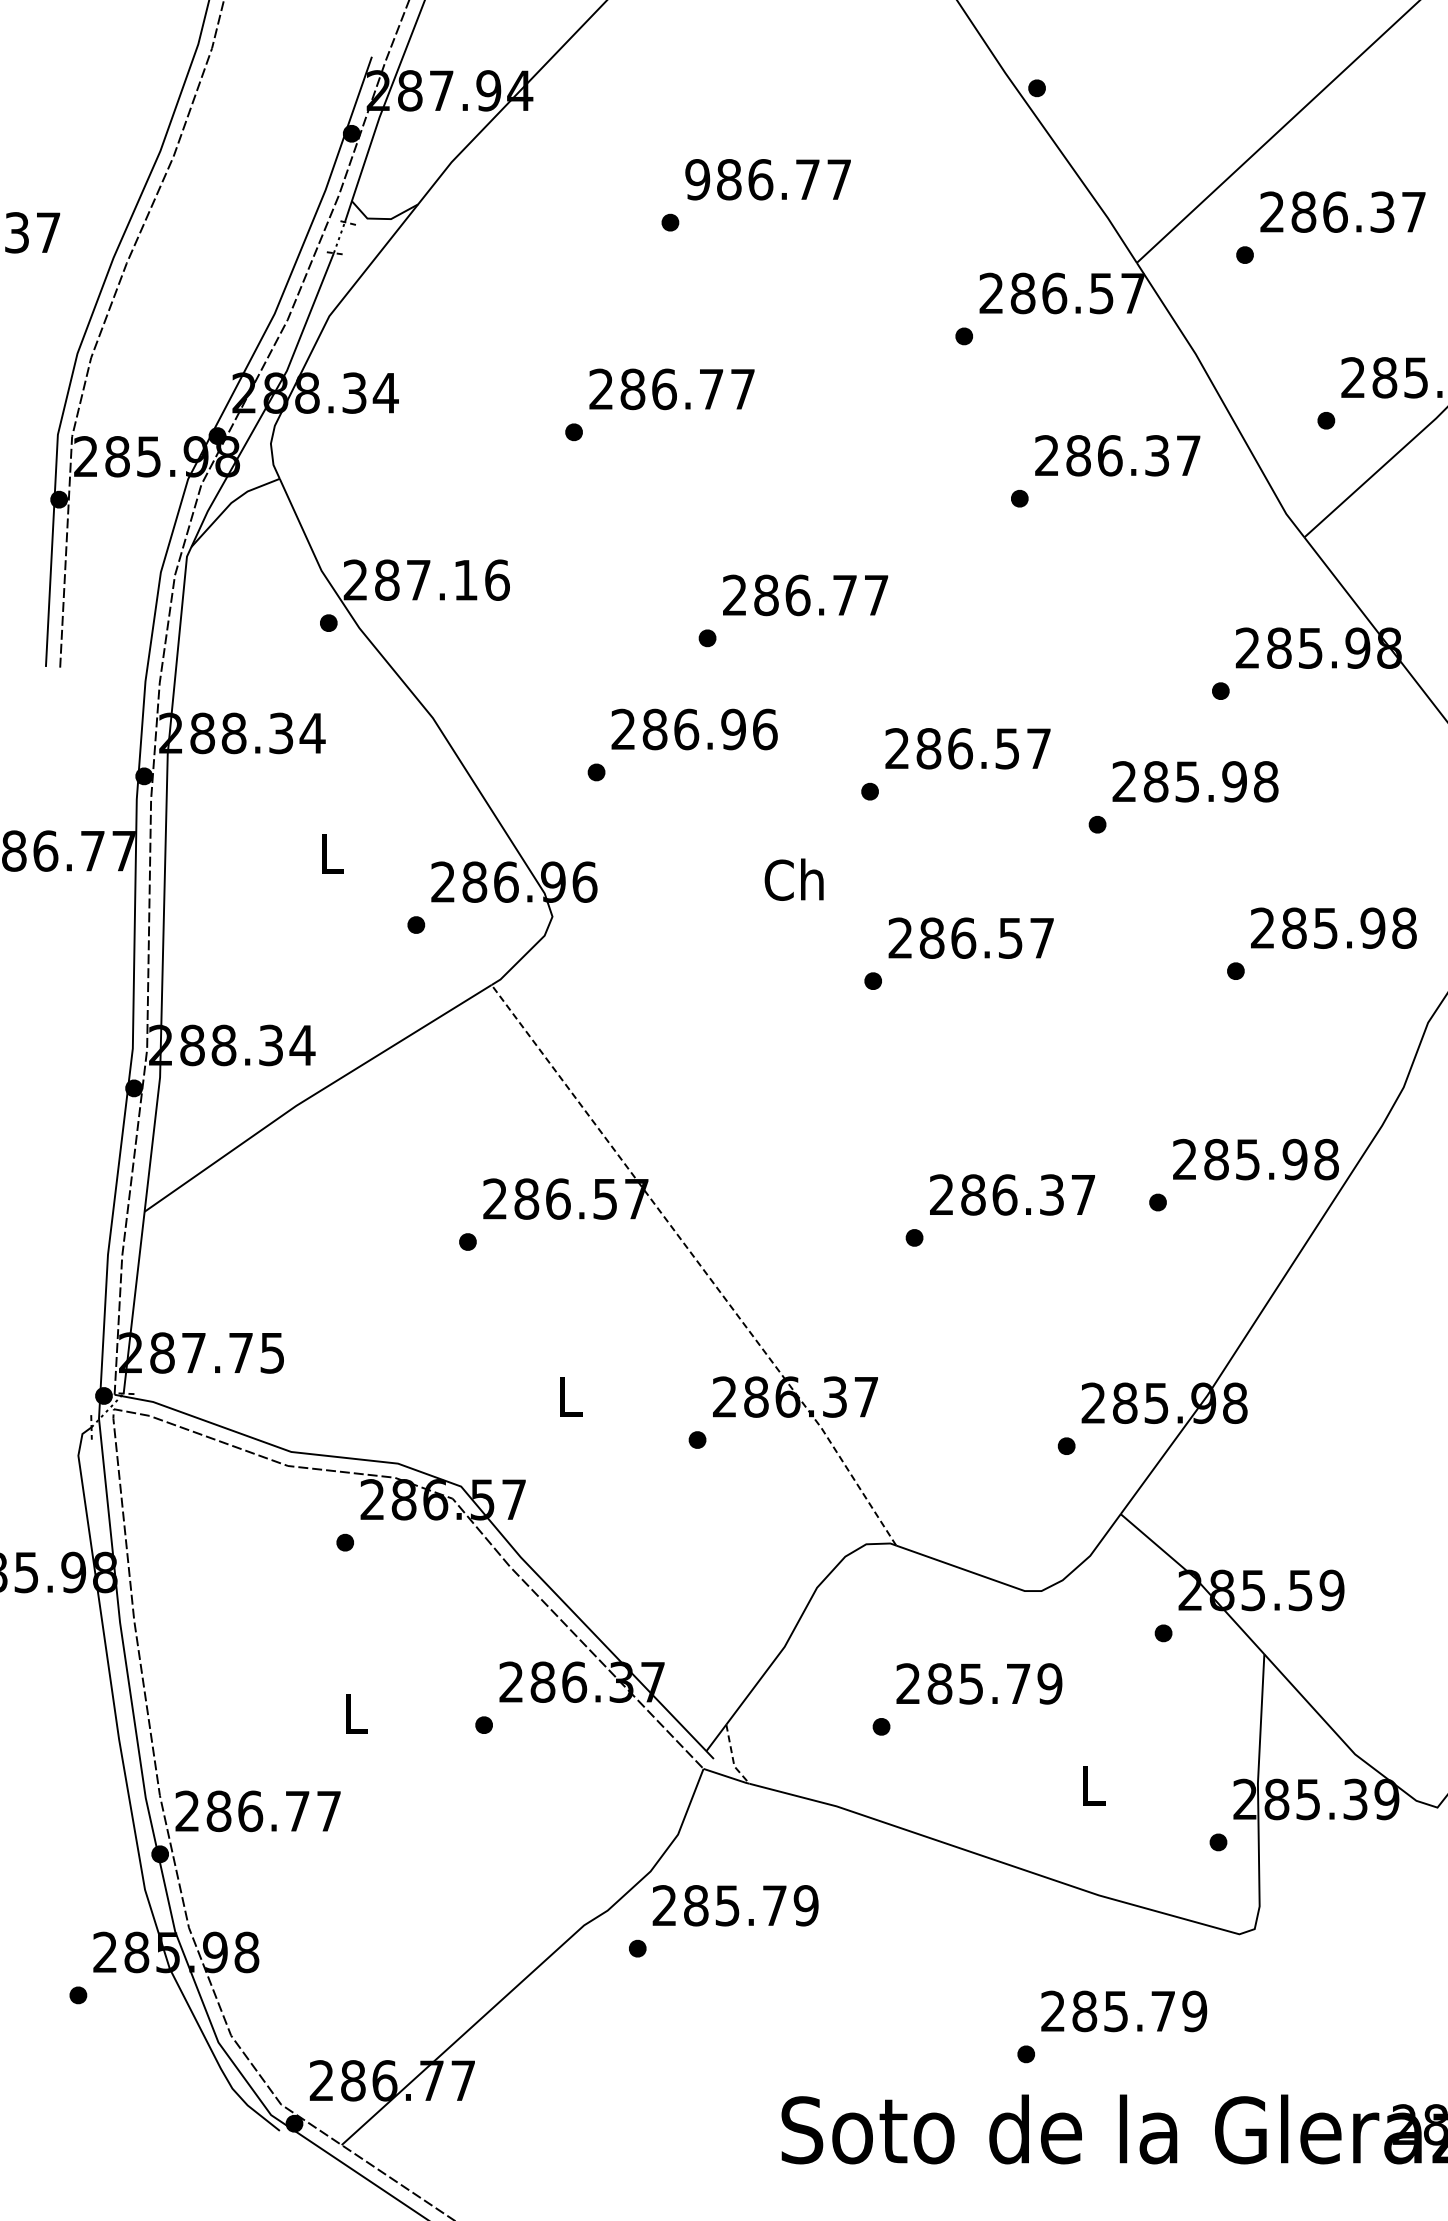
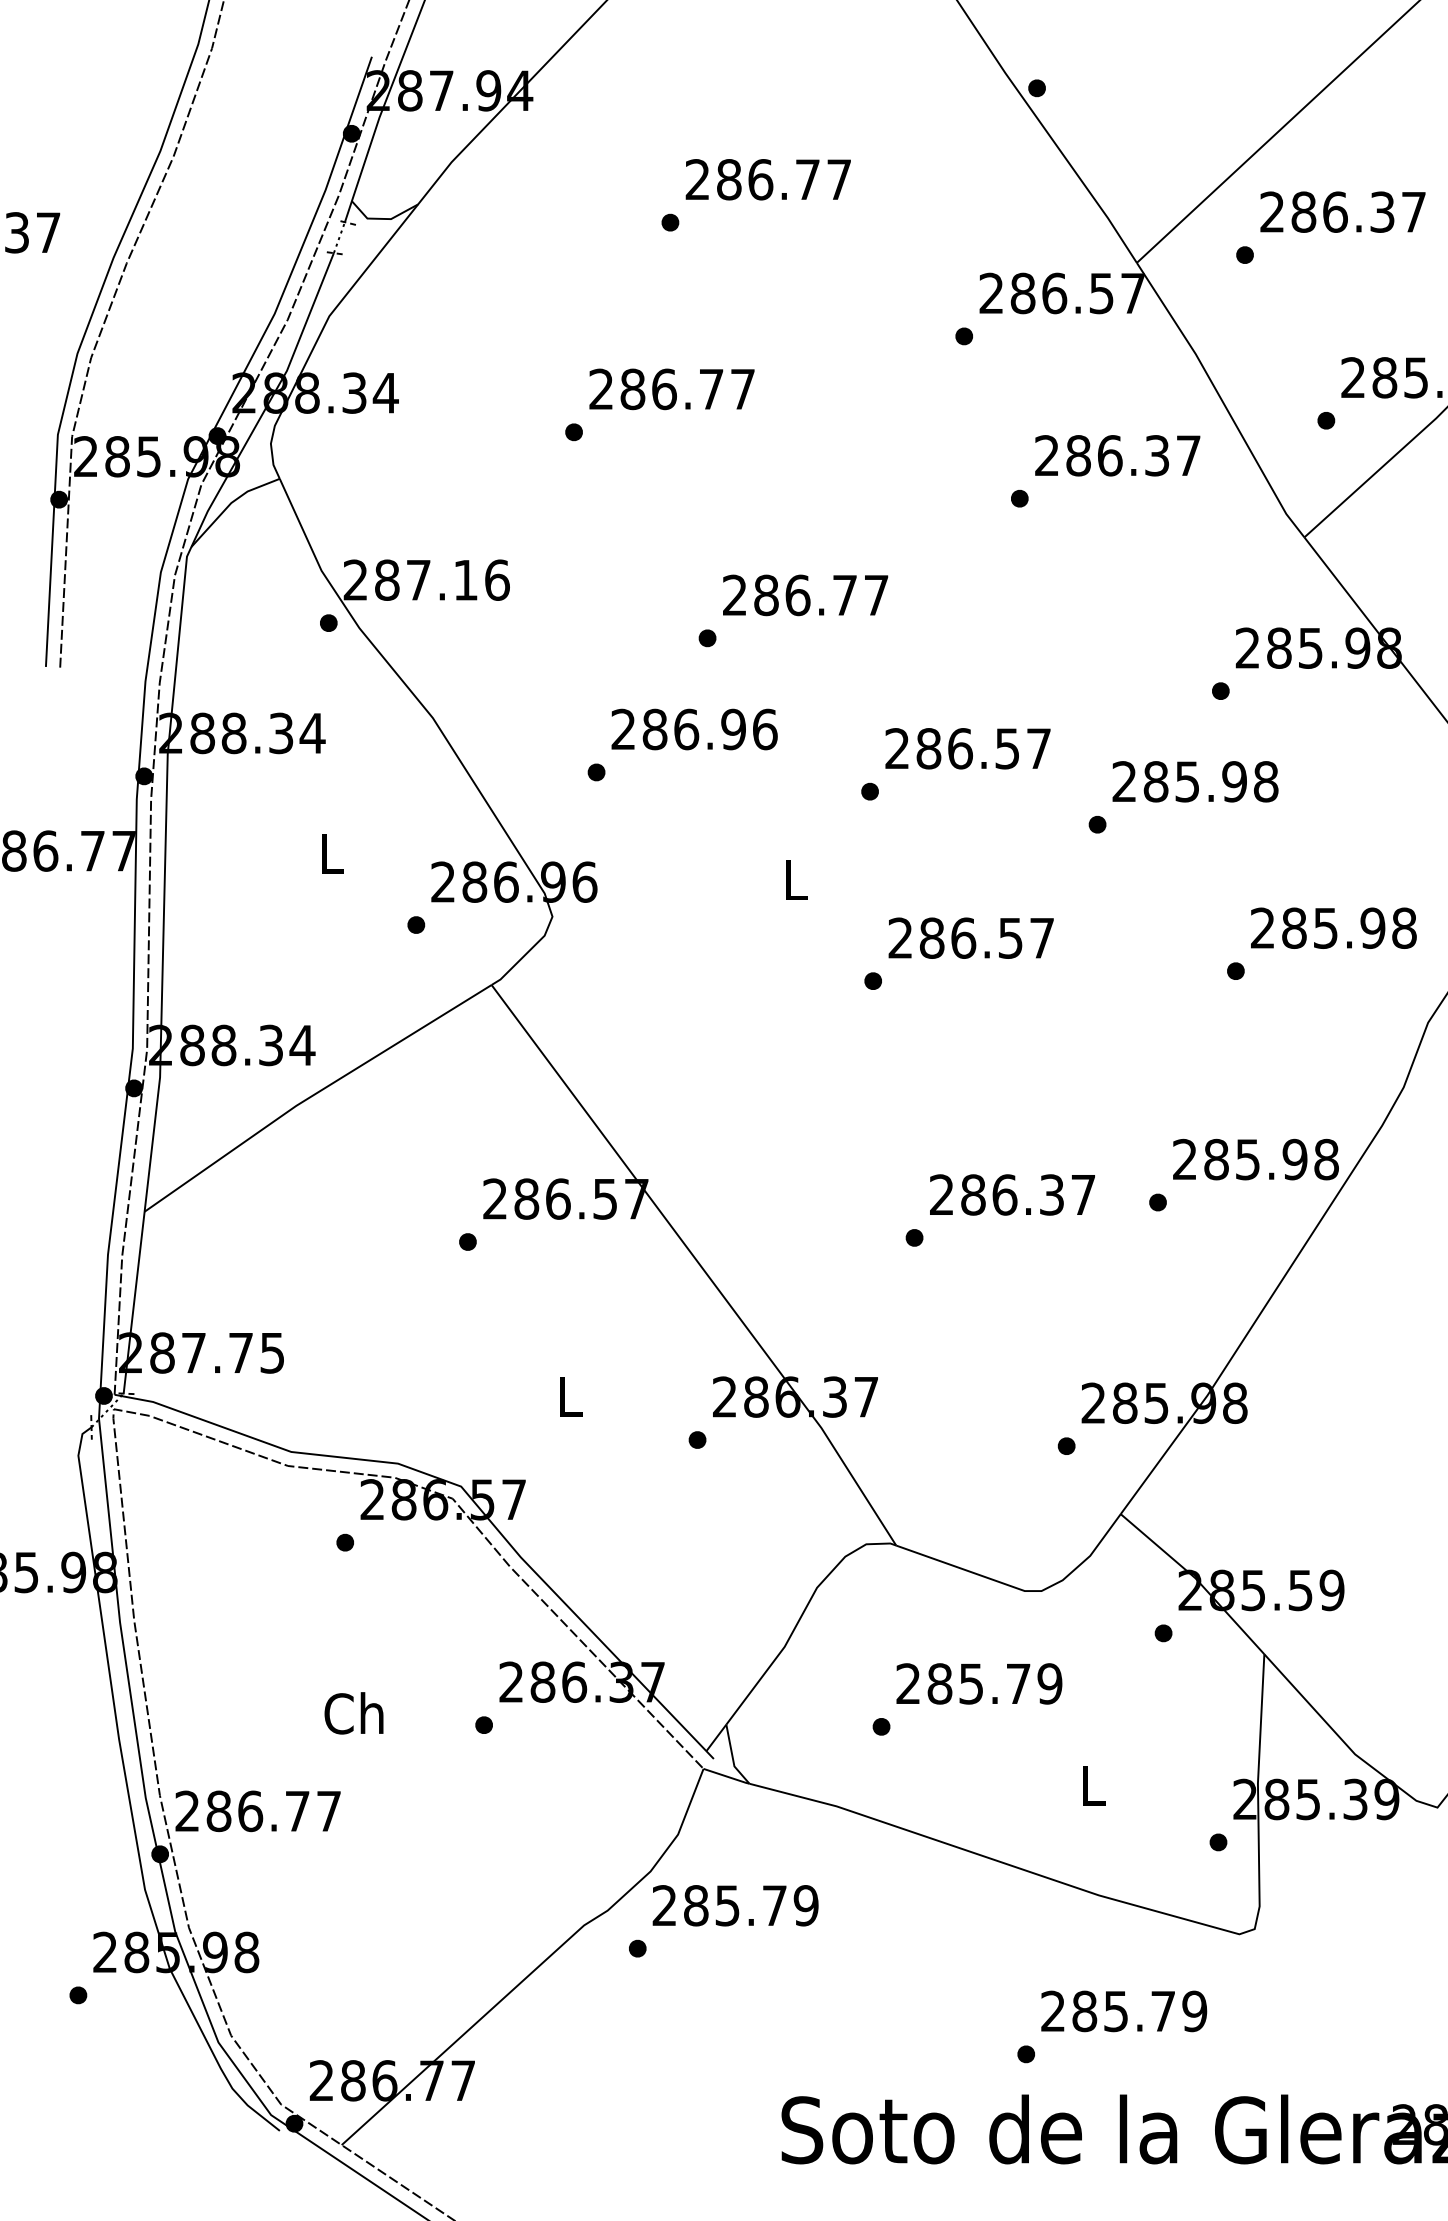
text: 986.77 -> 286.77 (697, 179)
text: Ch -> L (793, 879)
line: dashed -> solid (698, 1263)
text: L -> Ch (353, 1713)
line: dashed -> solid (732, 1757)
